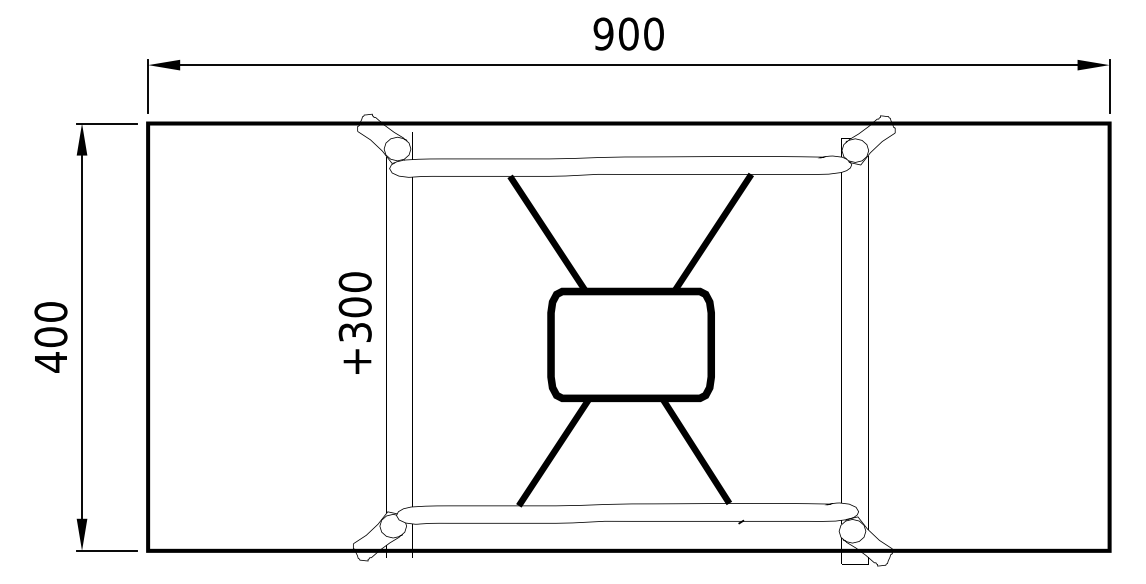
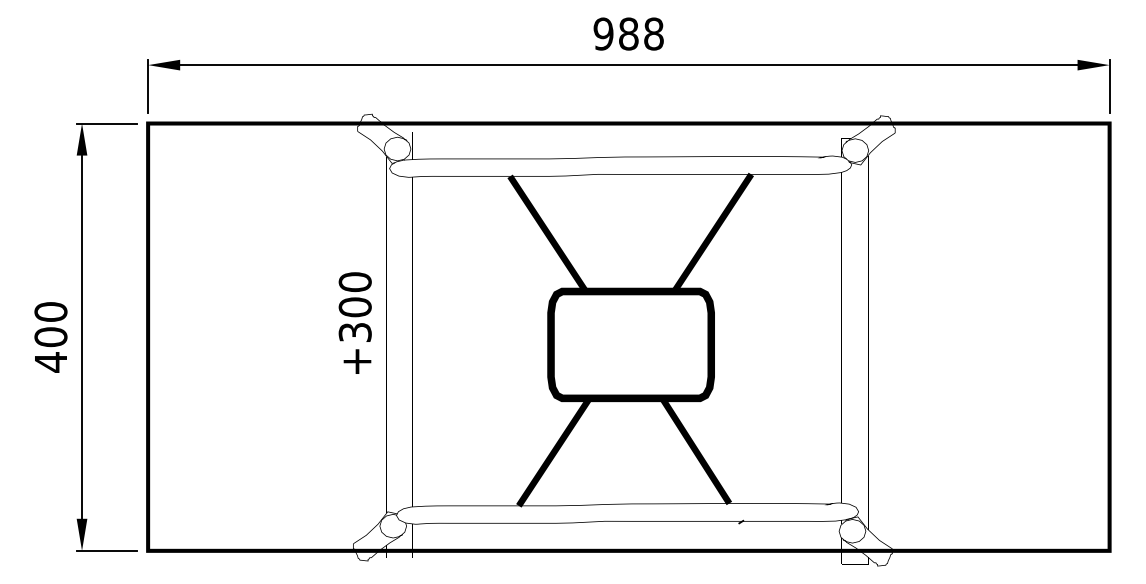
text: 900 -> 988 (641, 33)
